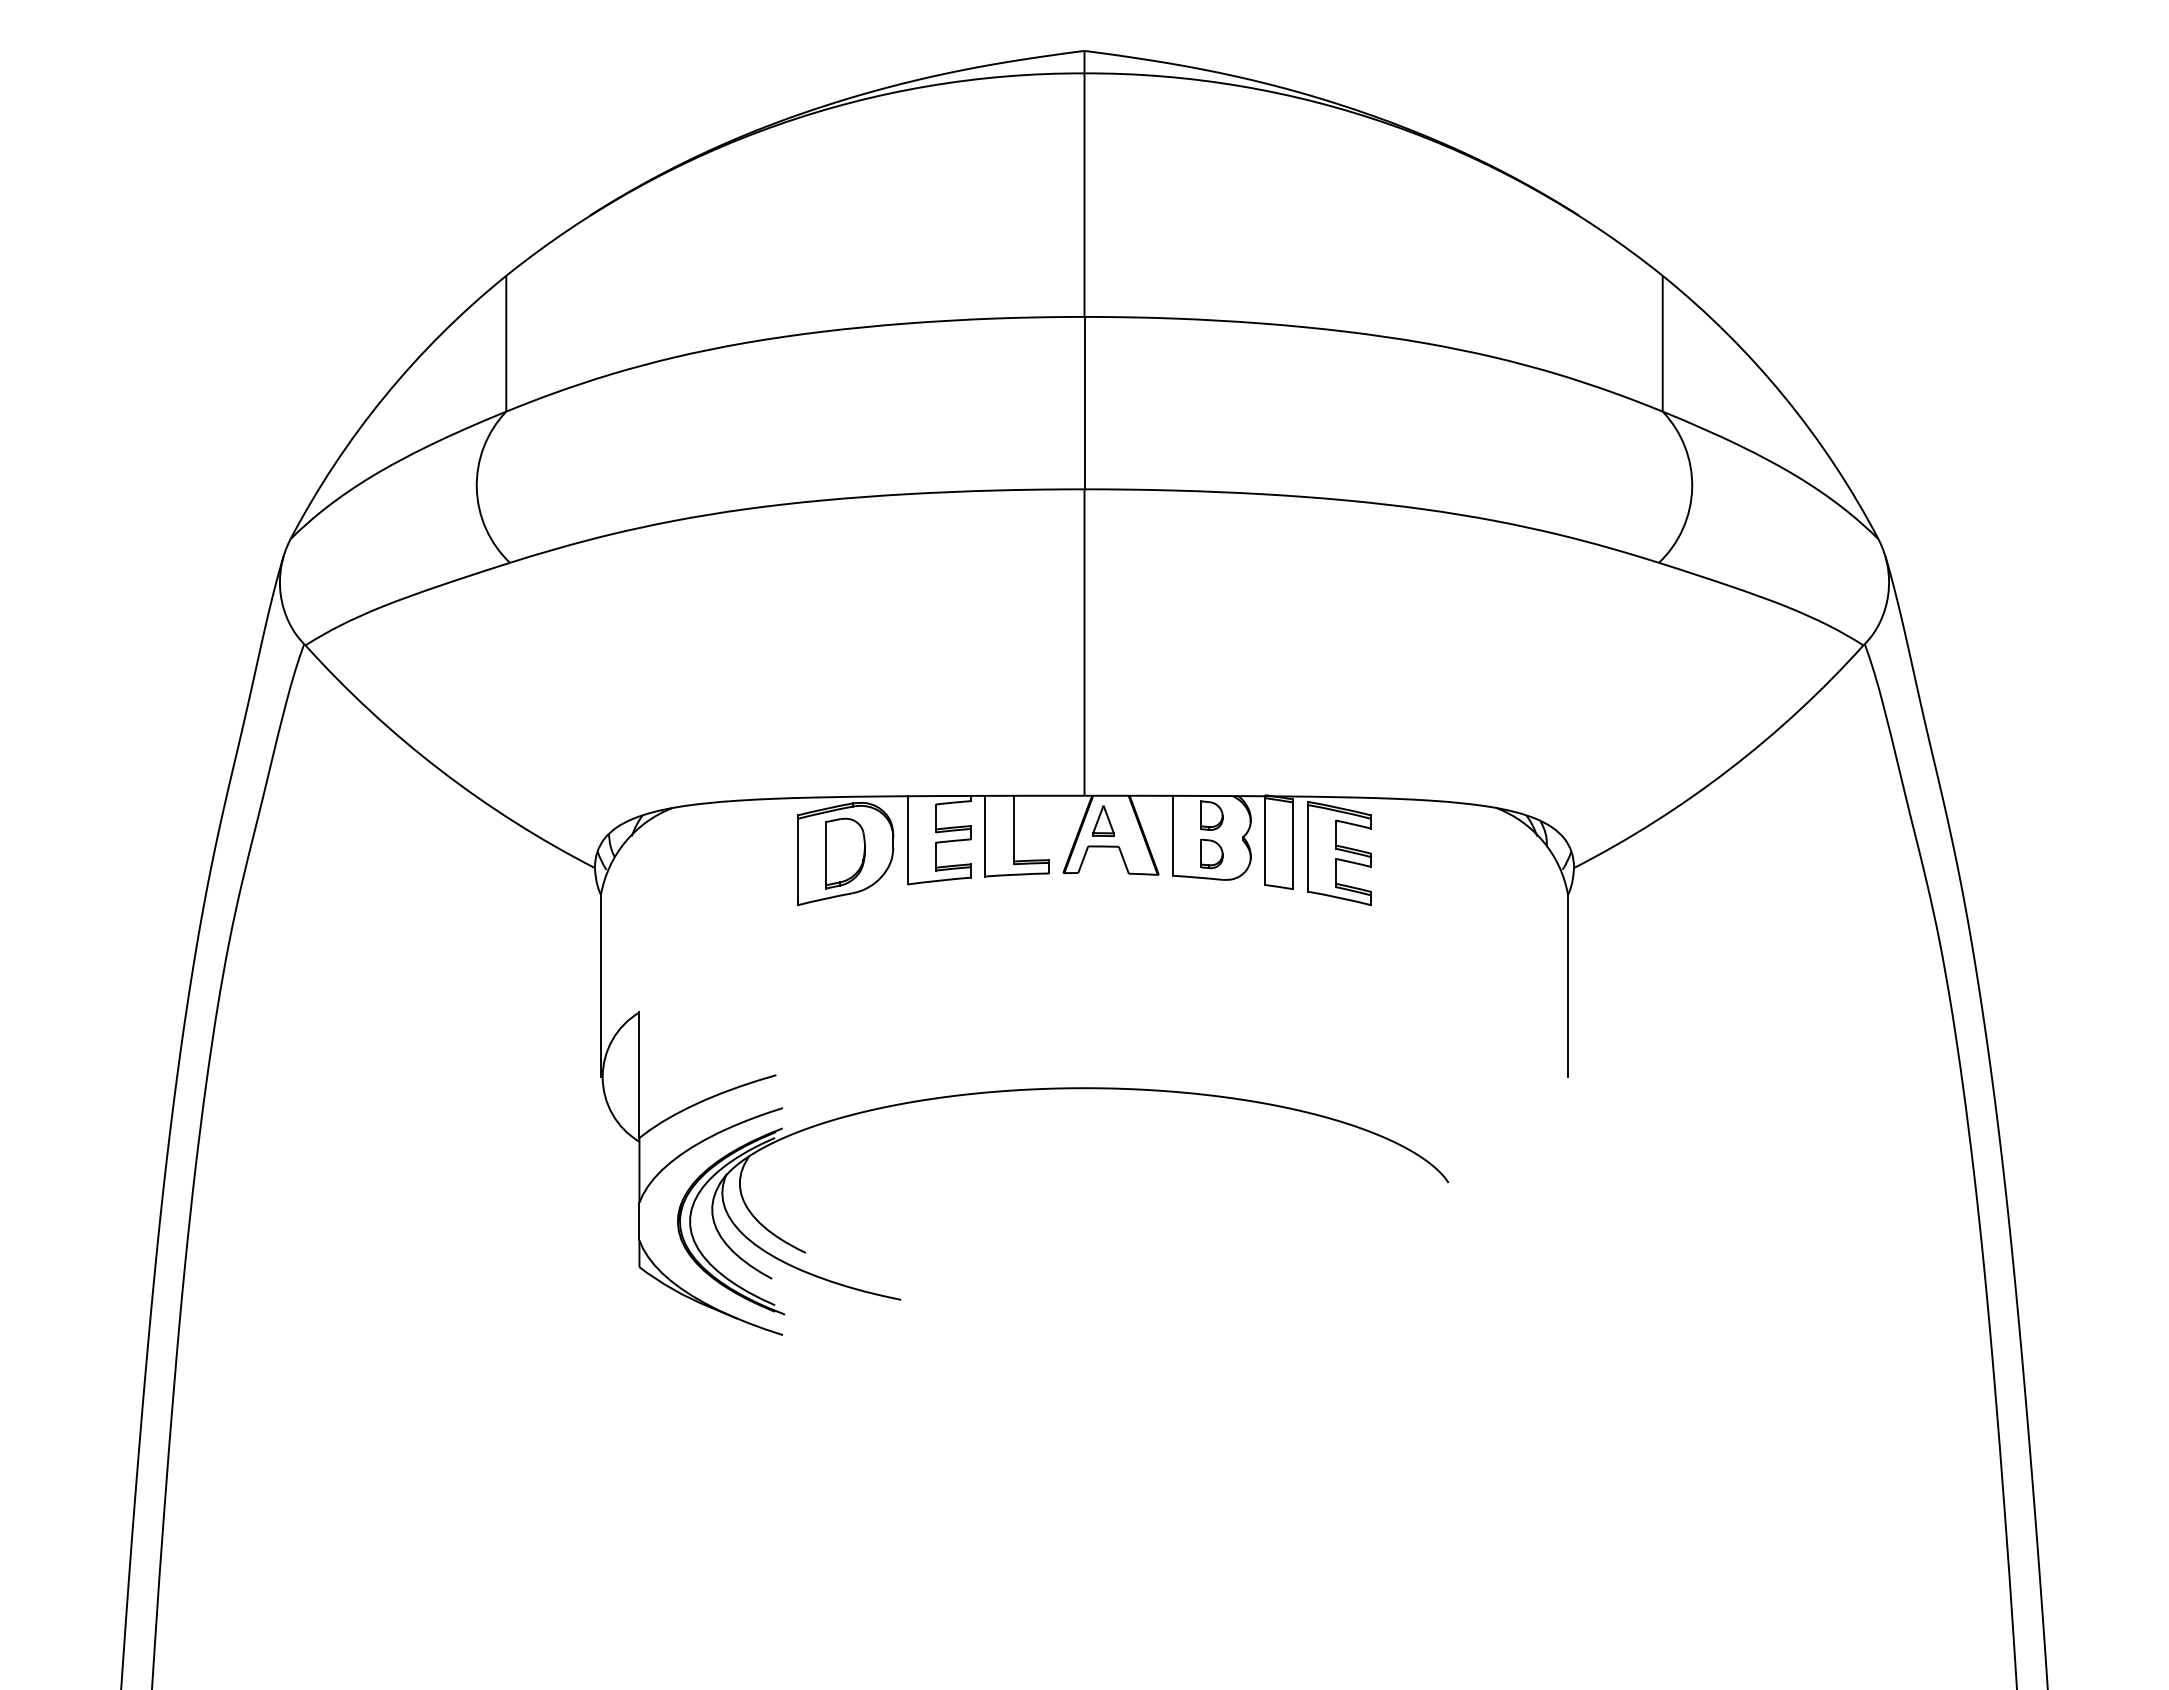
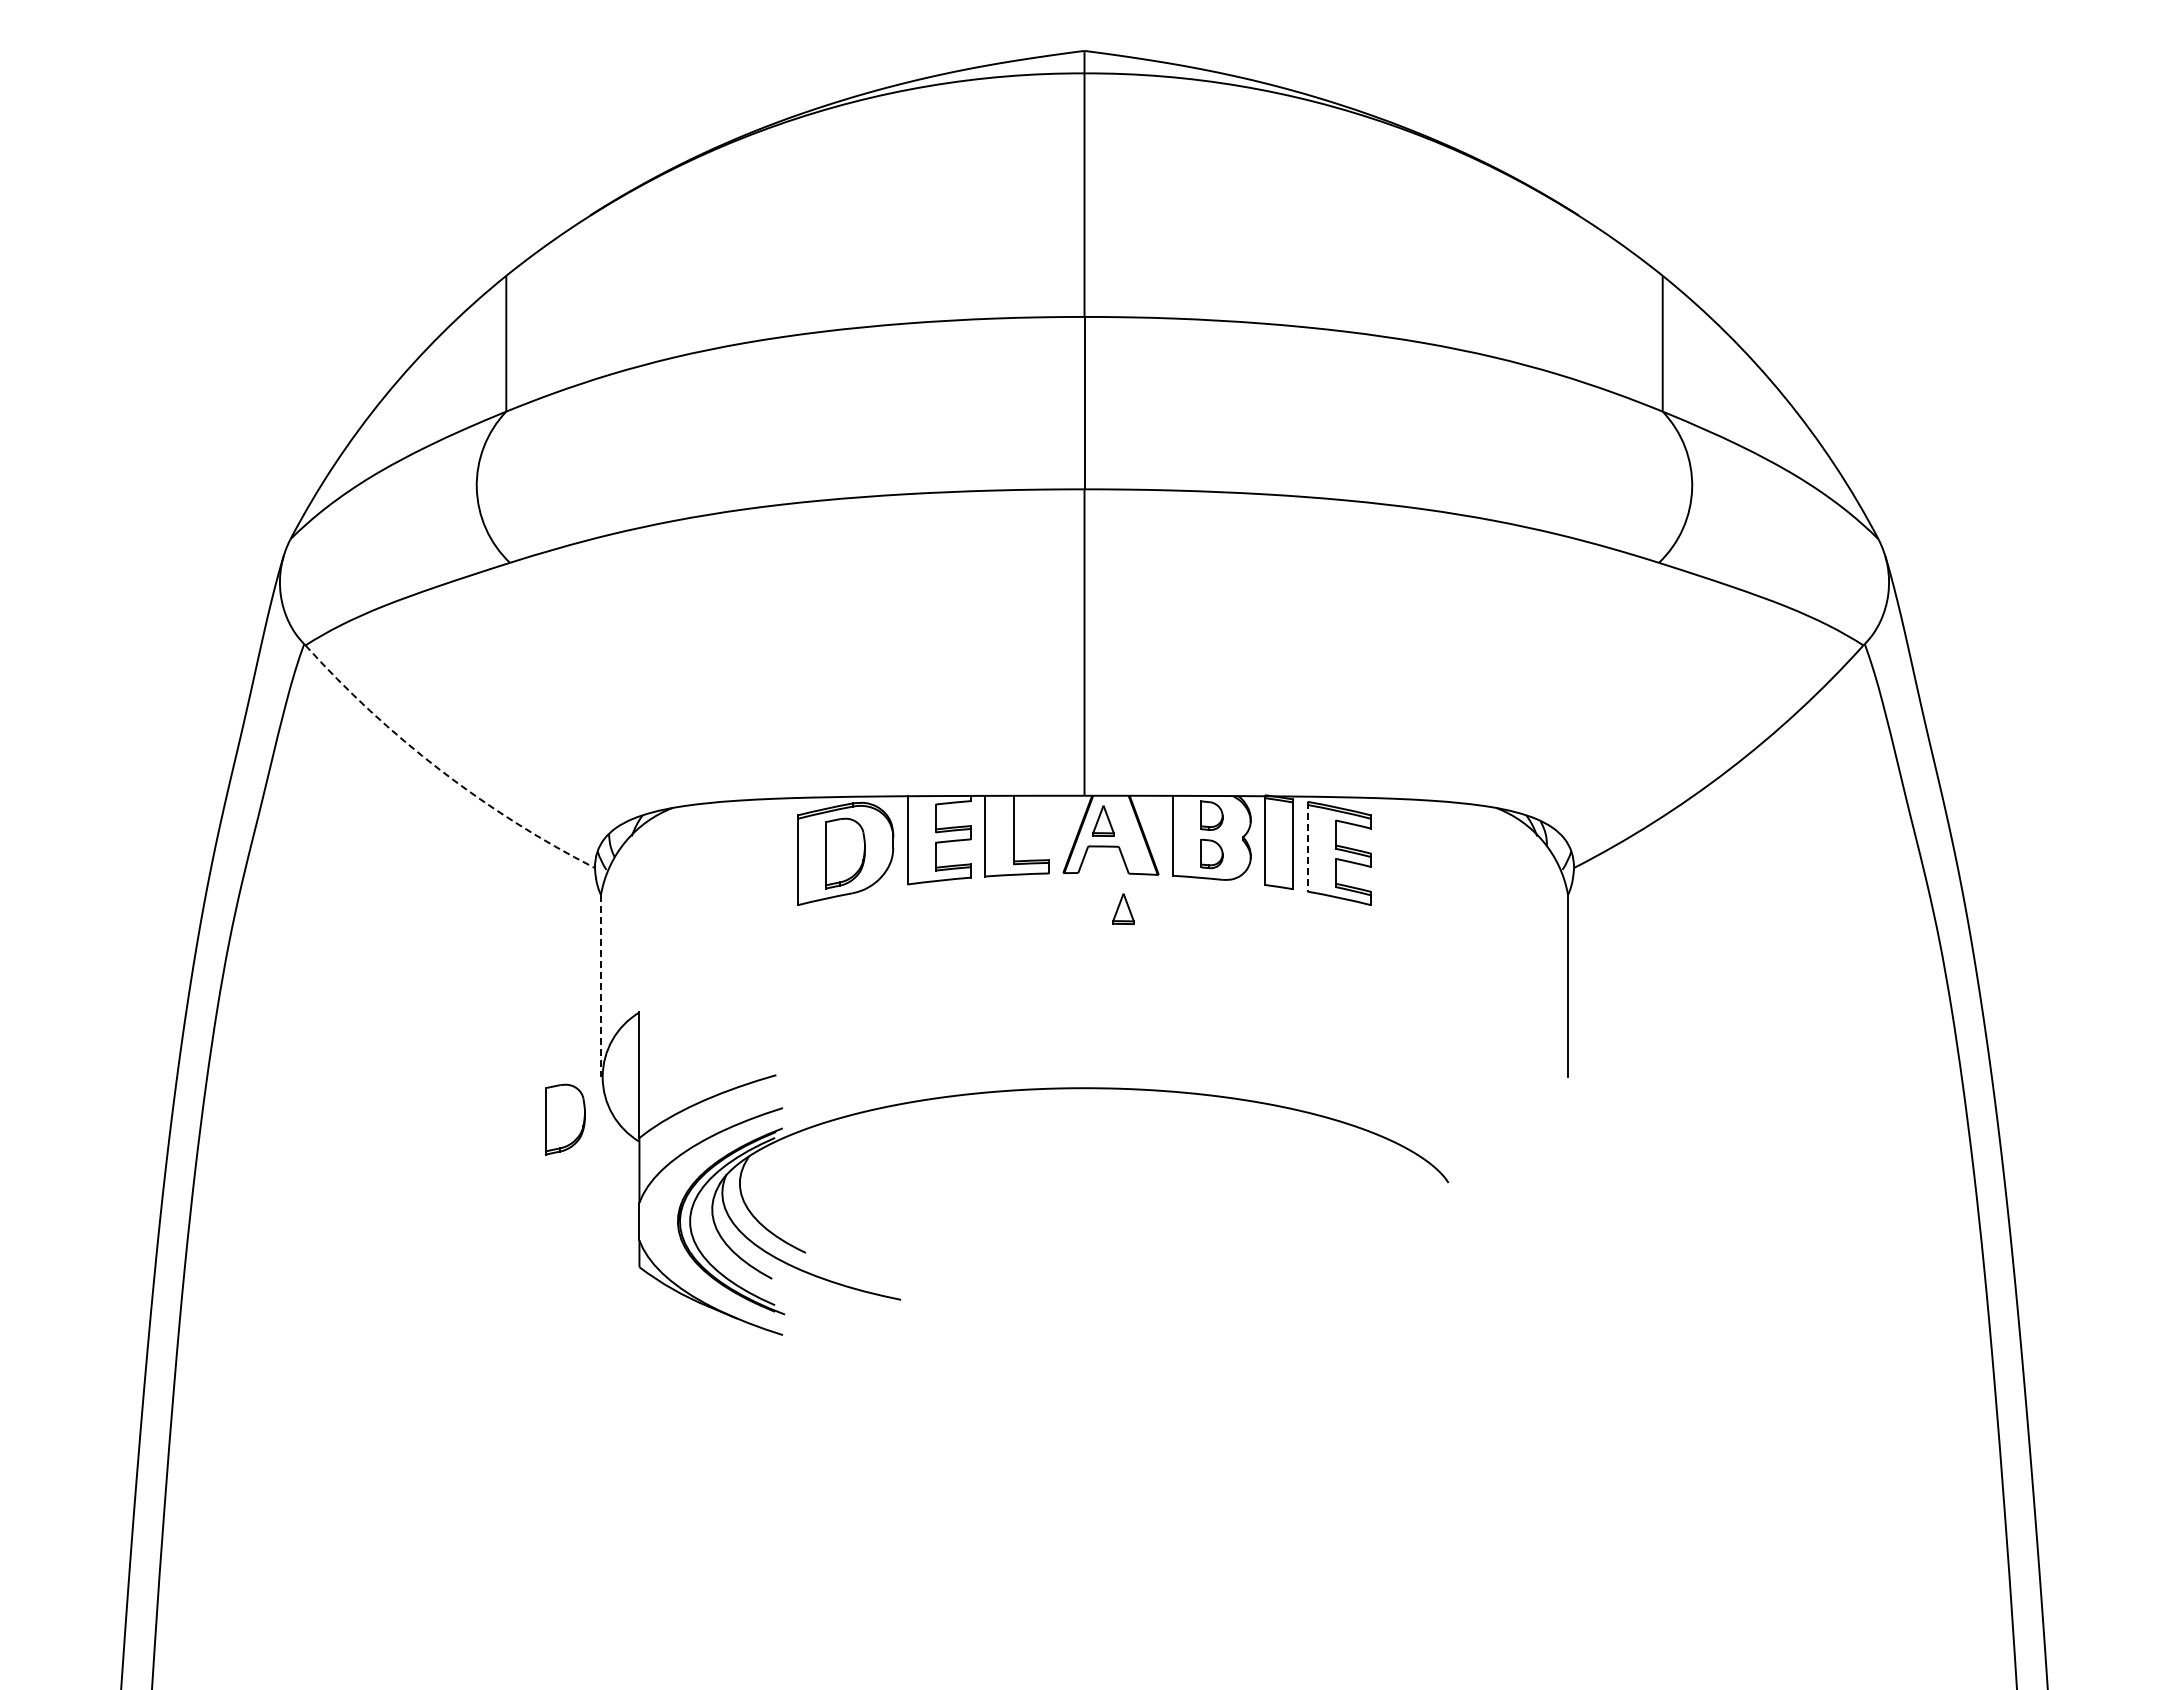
arc: solid -> dashed (440, 769)
line: solid -> dashed (1307, 846)
part: none -> present (1123, 908)
line: solid -> dashed (601, 986)
part: none -> present (565, 1119)
